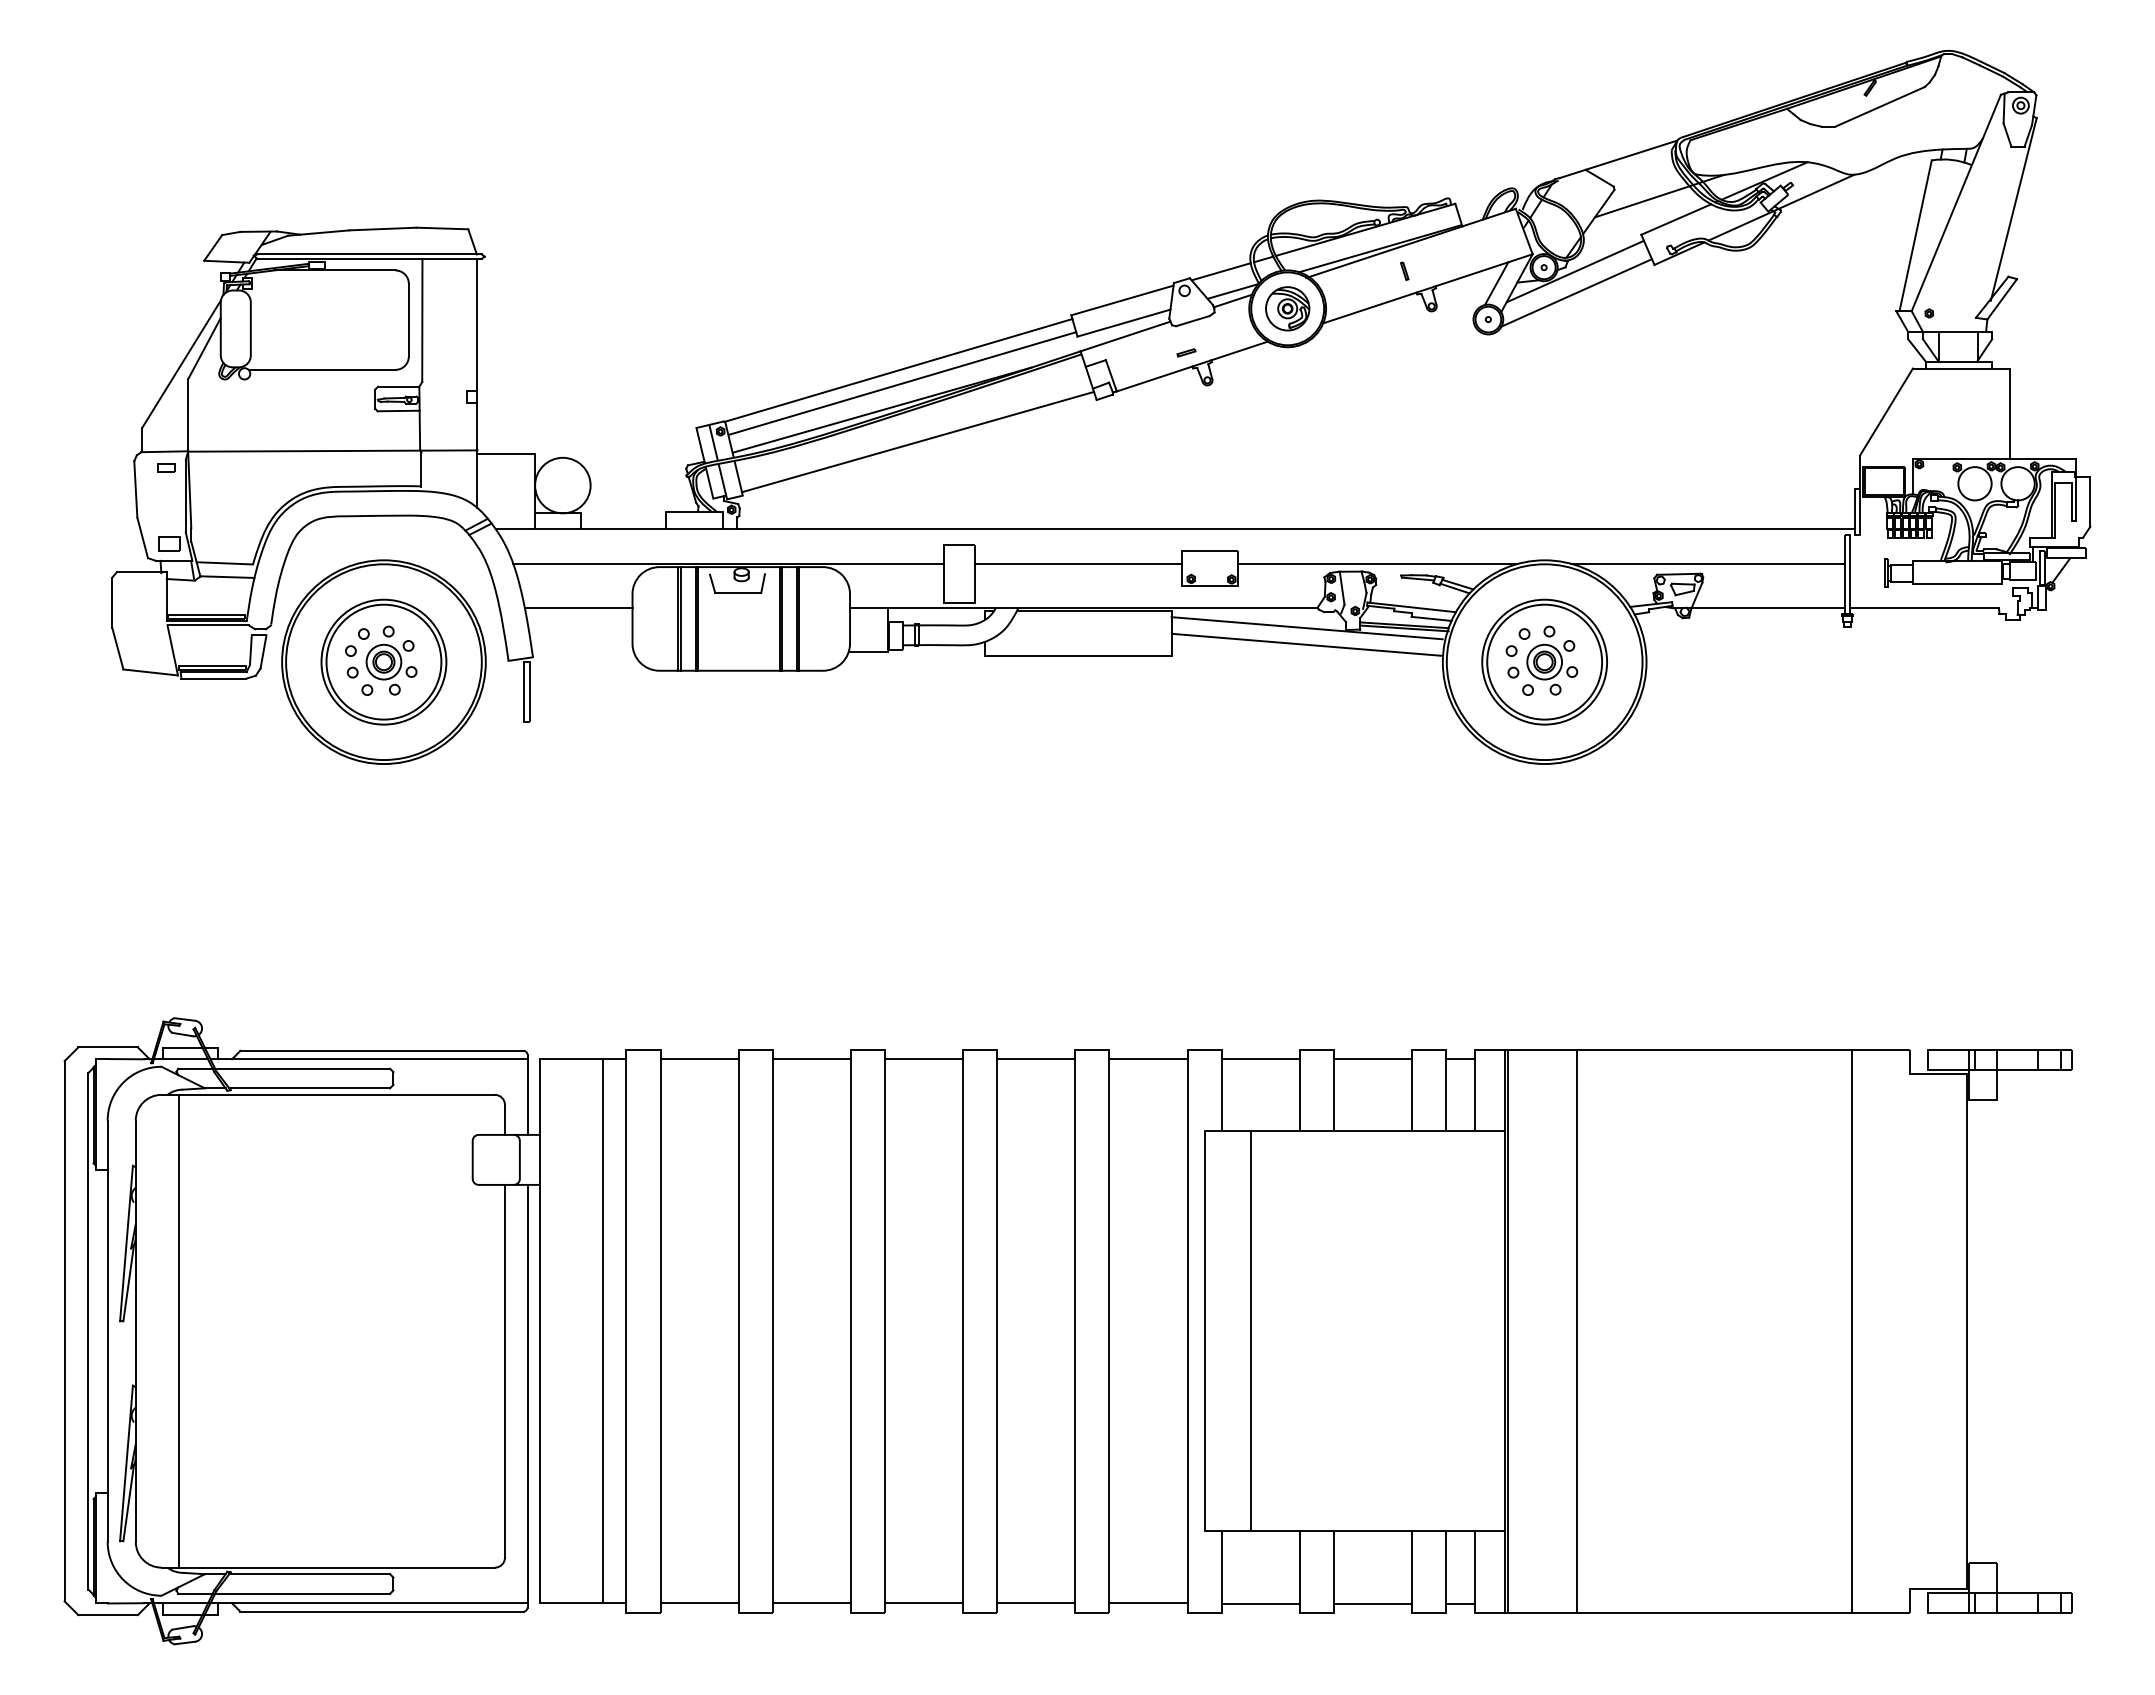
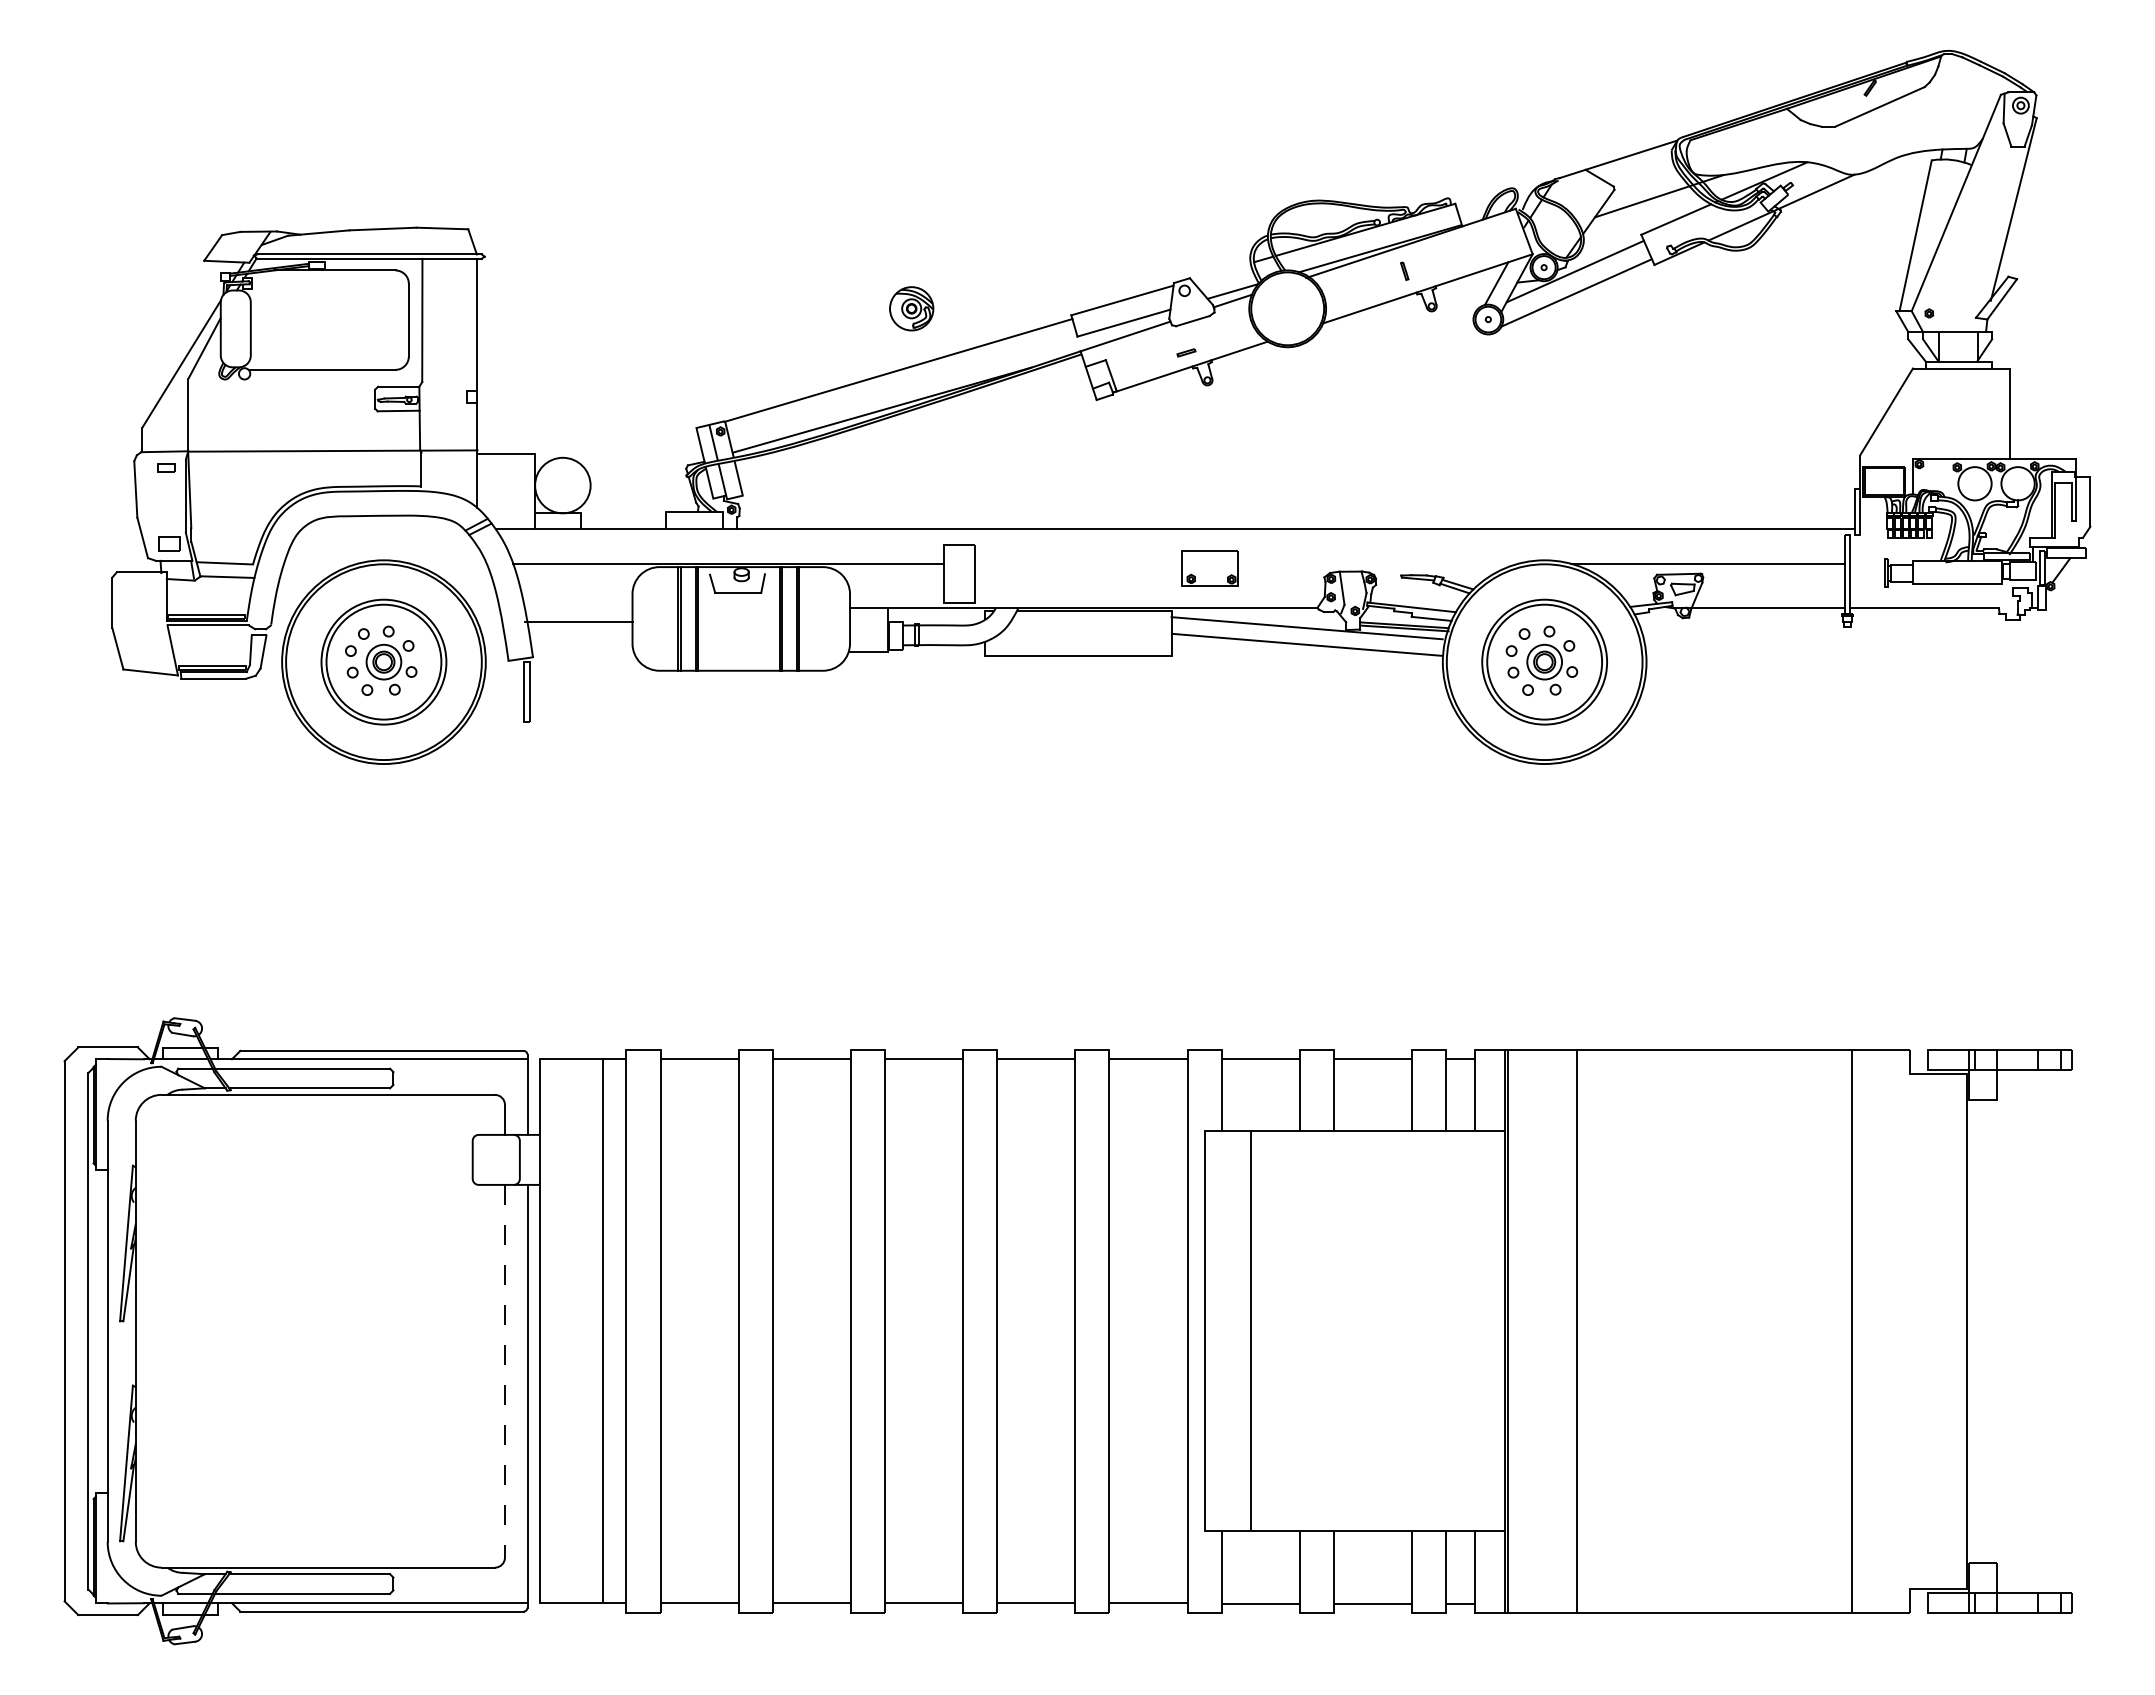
line: present -> none (1220, 271)
part position: (1287, 308) -> (911, 308) (911, 308)
line: present -> none (902, 383)
line: present -> none (918, 441)
line: present -> none (1077, 563)
line: present -> none (1377, 563)
line position: (578, 608) -> (578, 622) (578, 622)
line: present -> none (179, 1330)
line: solid -> dashed (504, 1371)
